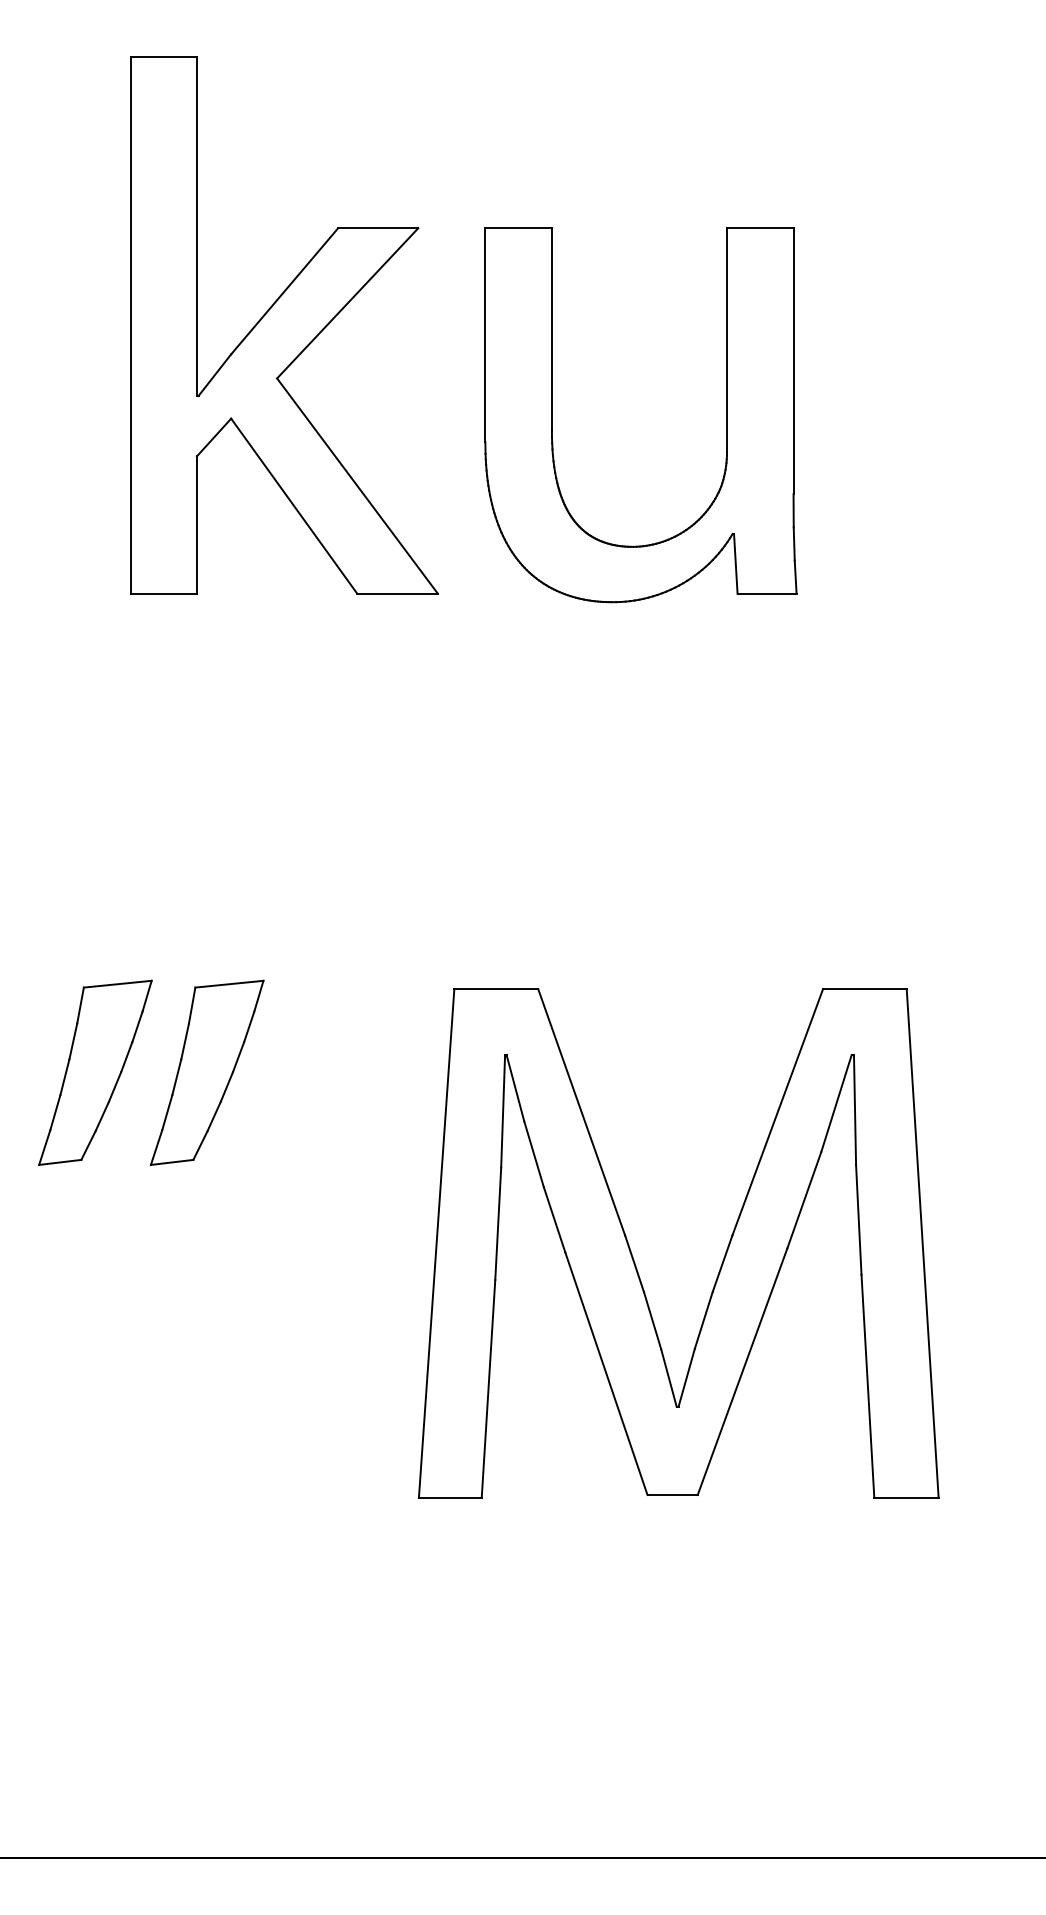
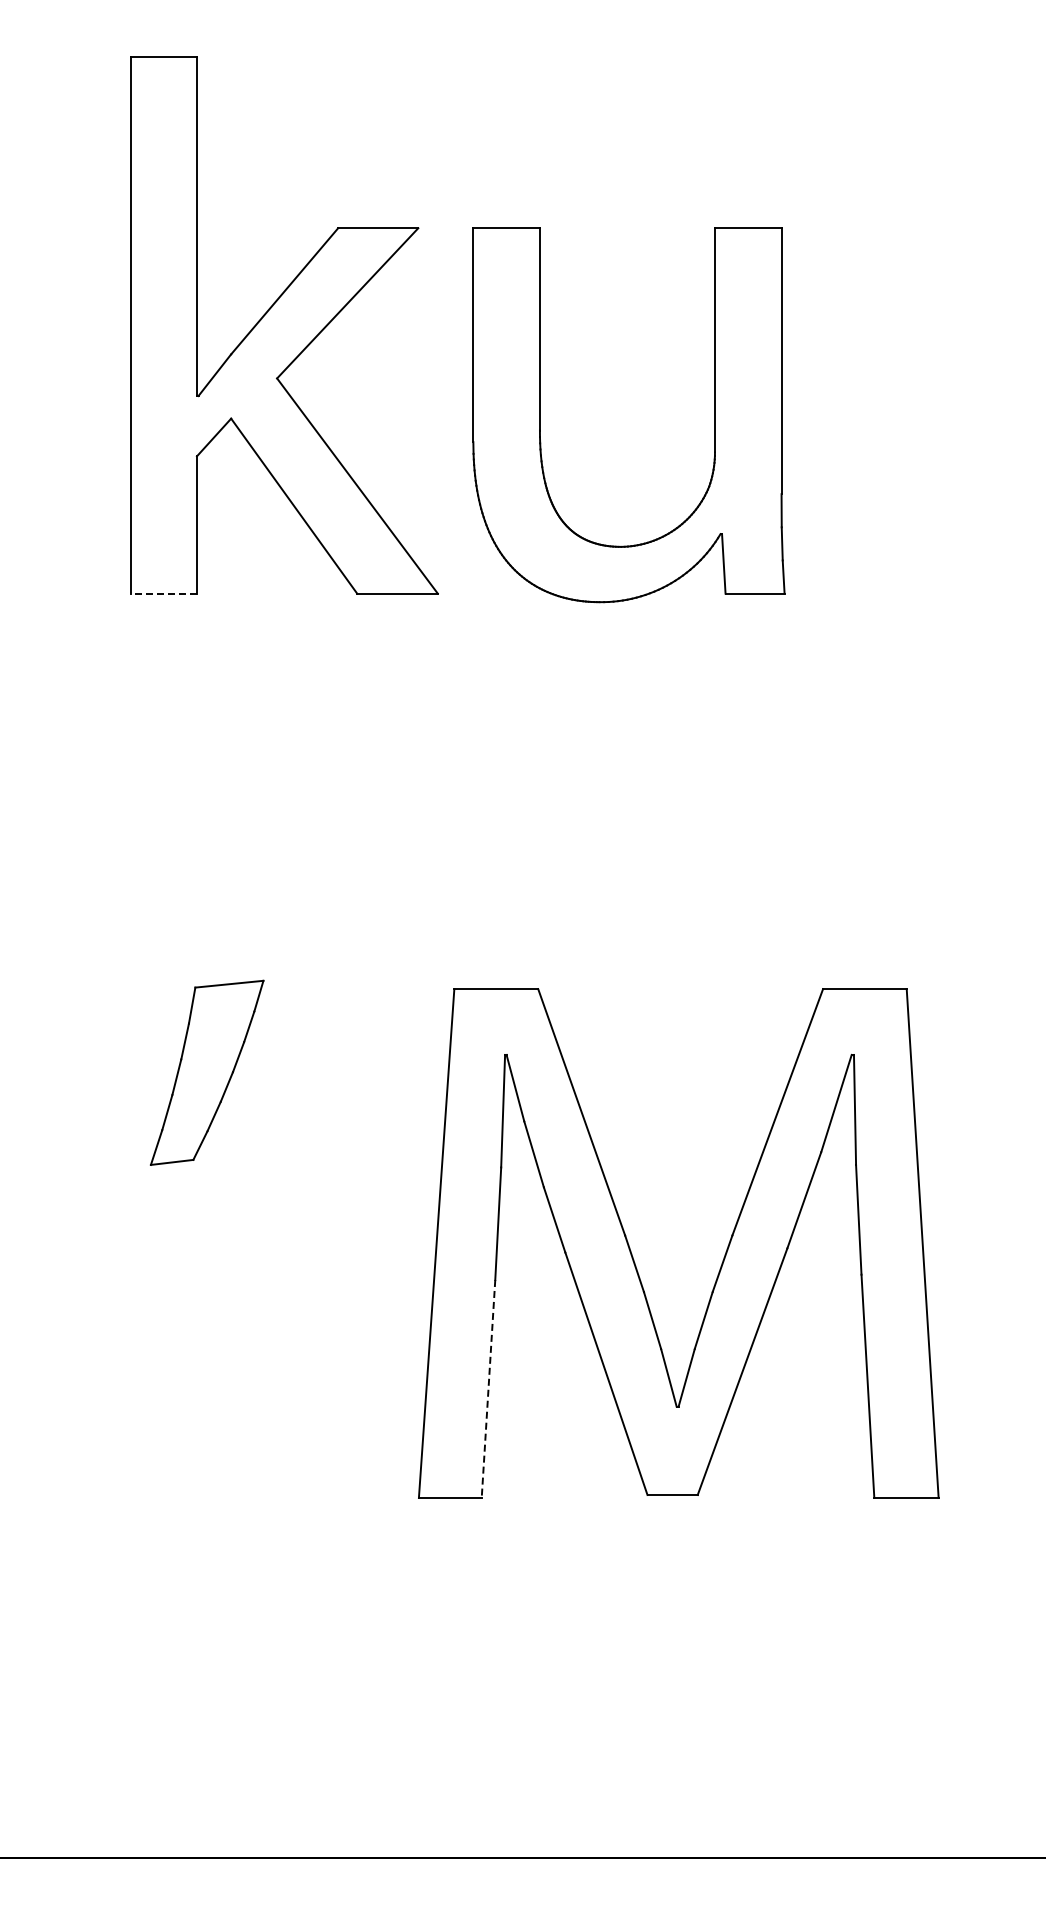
part position: (726, 415) -> (714, 415) (714, 415)
line: solid -> dashed (164, 593)
part: present -> none (95, 1072)
line: solid -> dashed (488, 1389)
